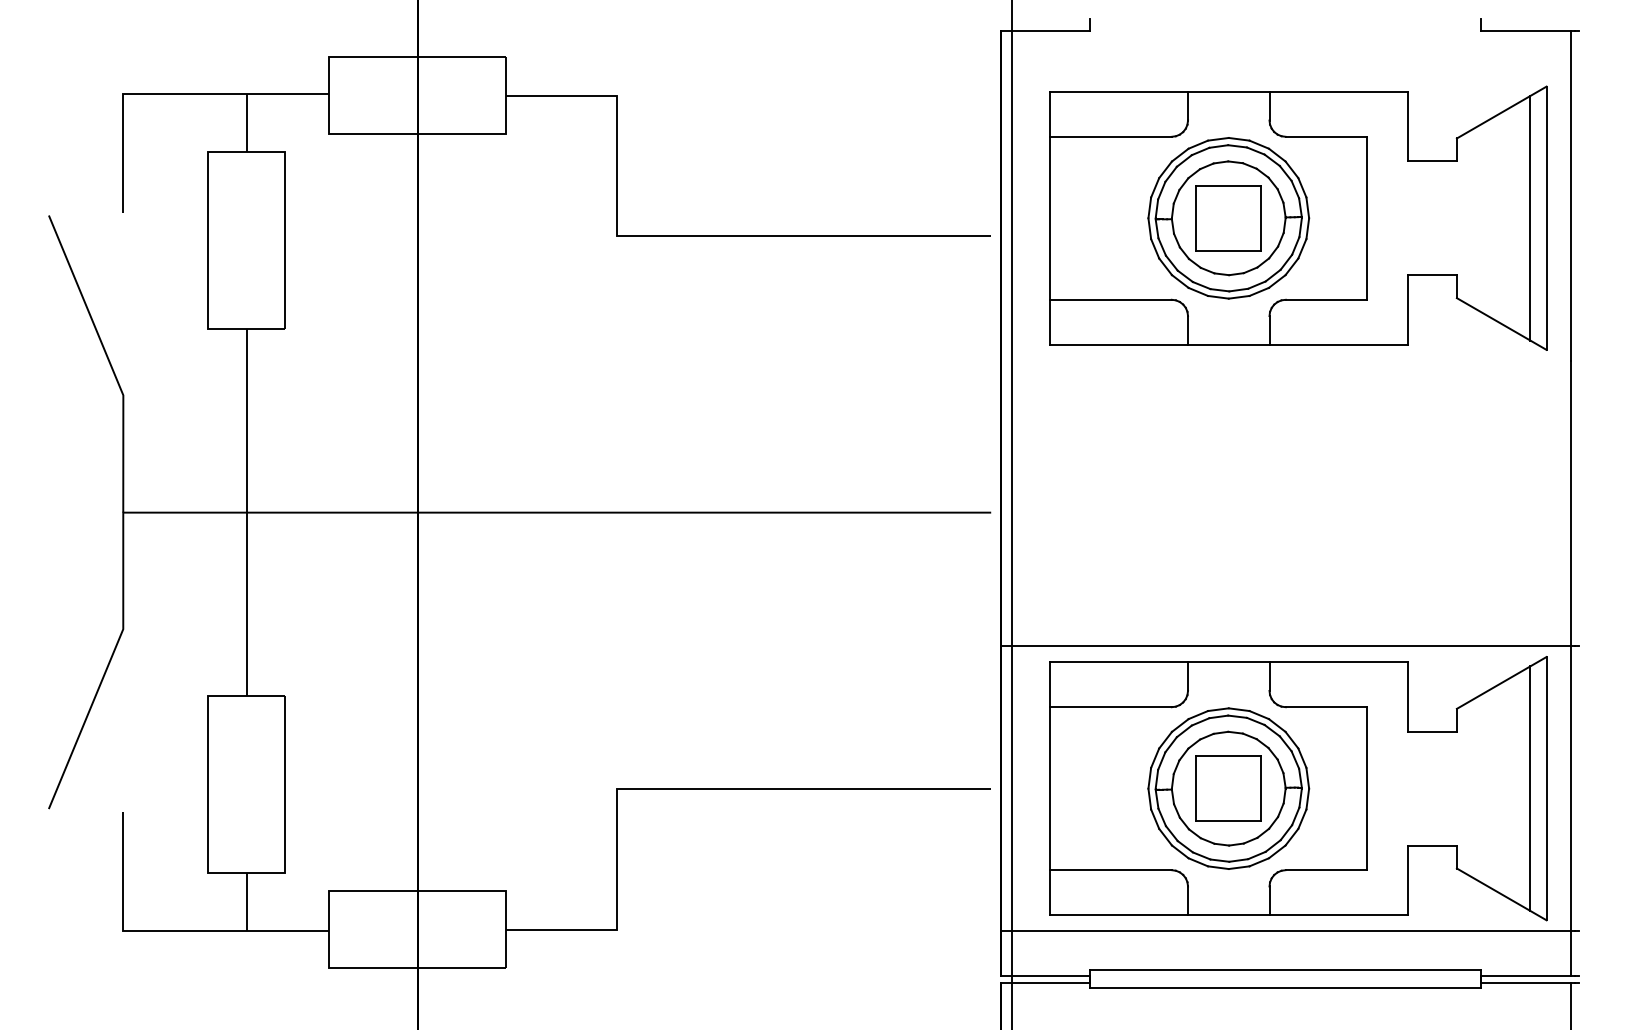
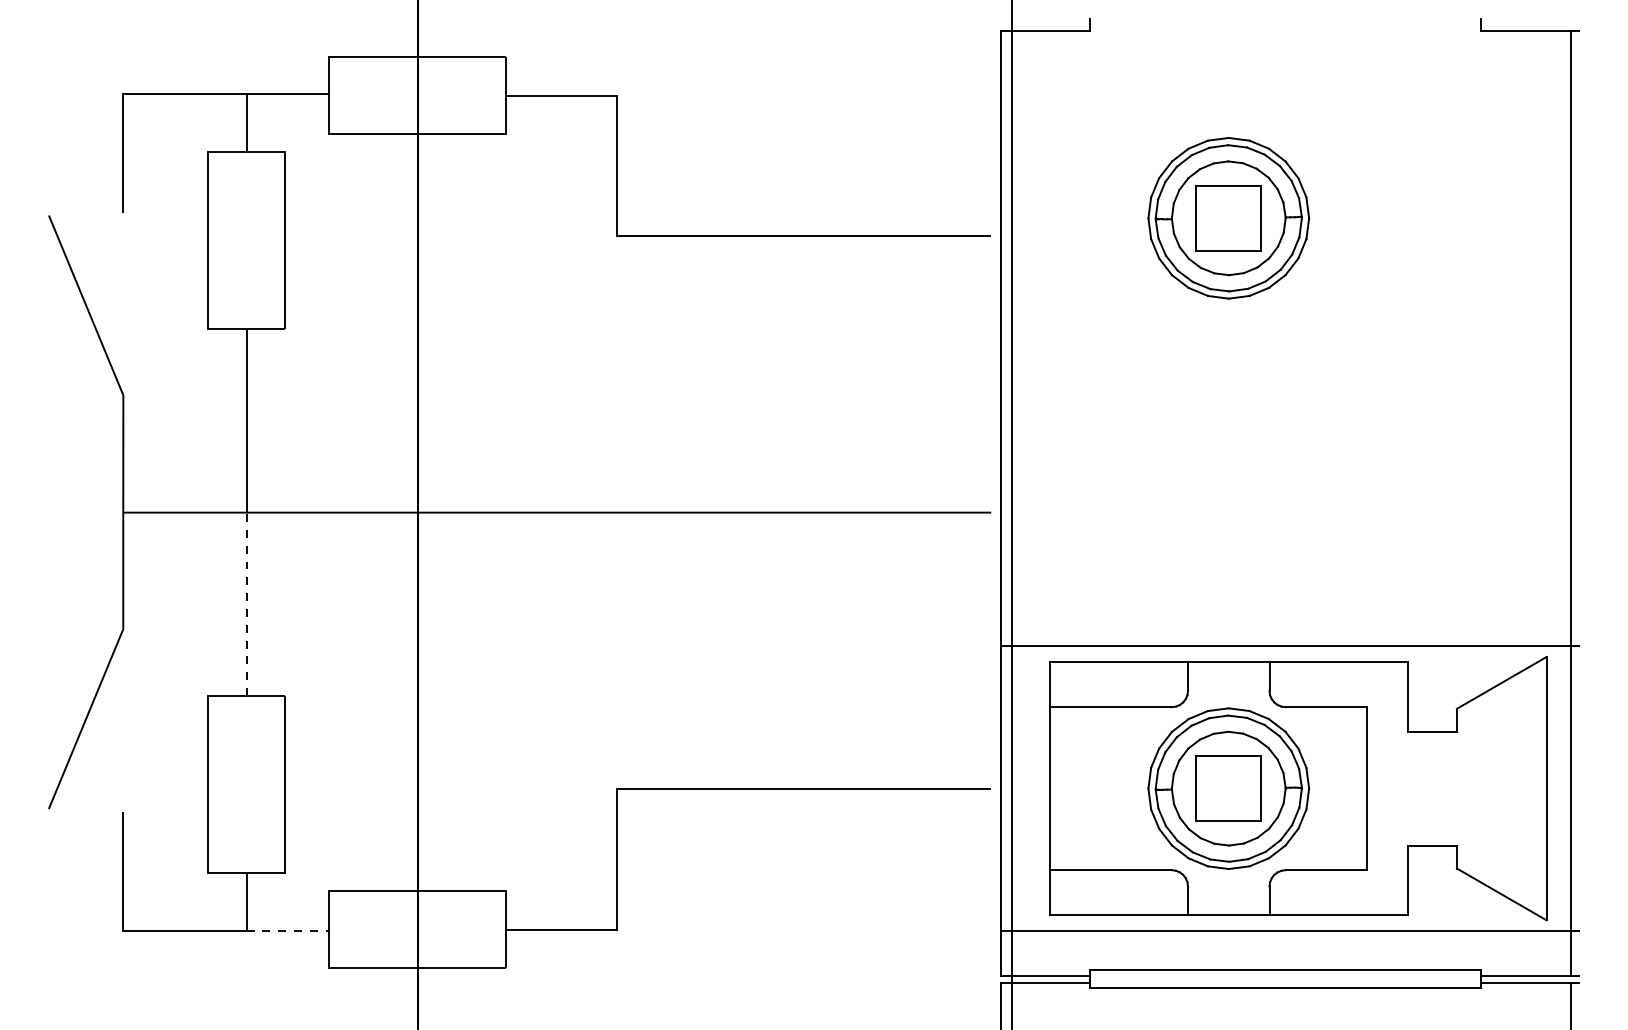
part: present -> none (1298, 217)
line: solid -> dashed (246, 604)
line: present -> none (1530, 788)
line: solid -> dashed (288, 931)
